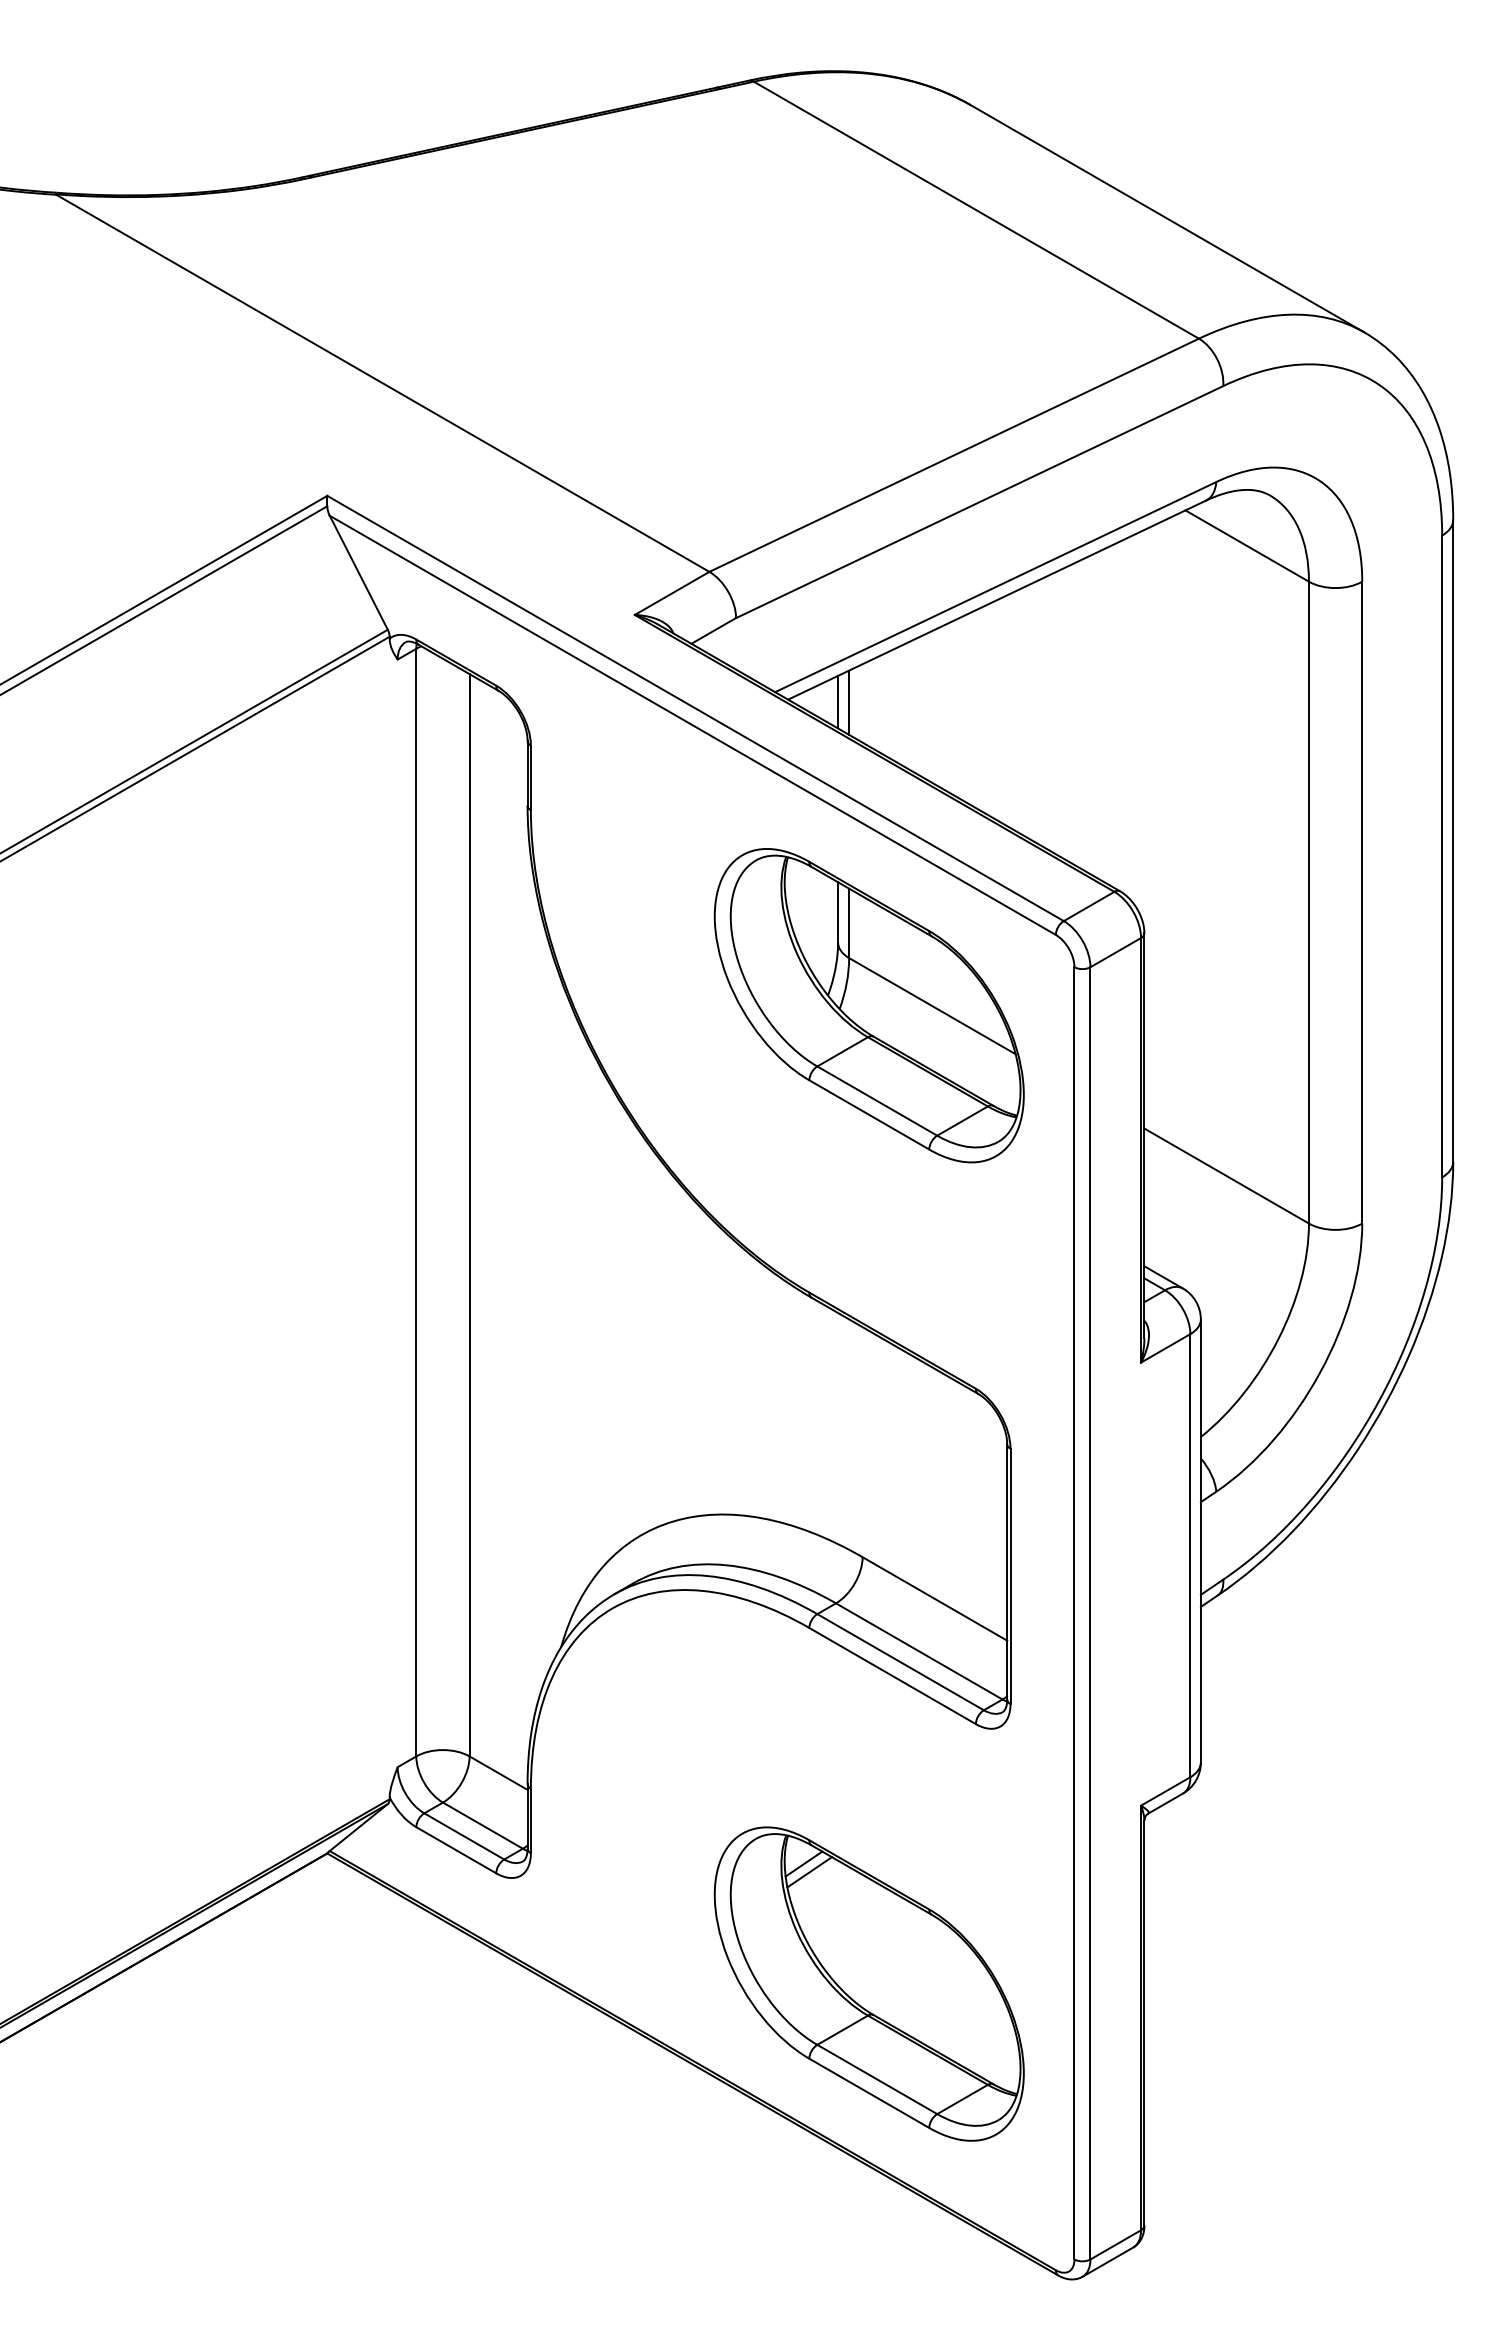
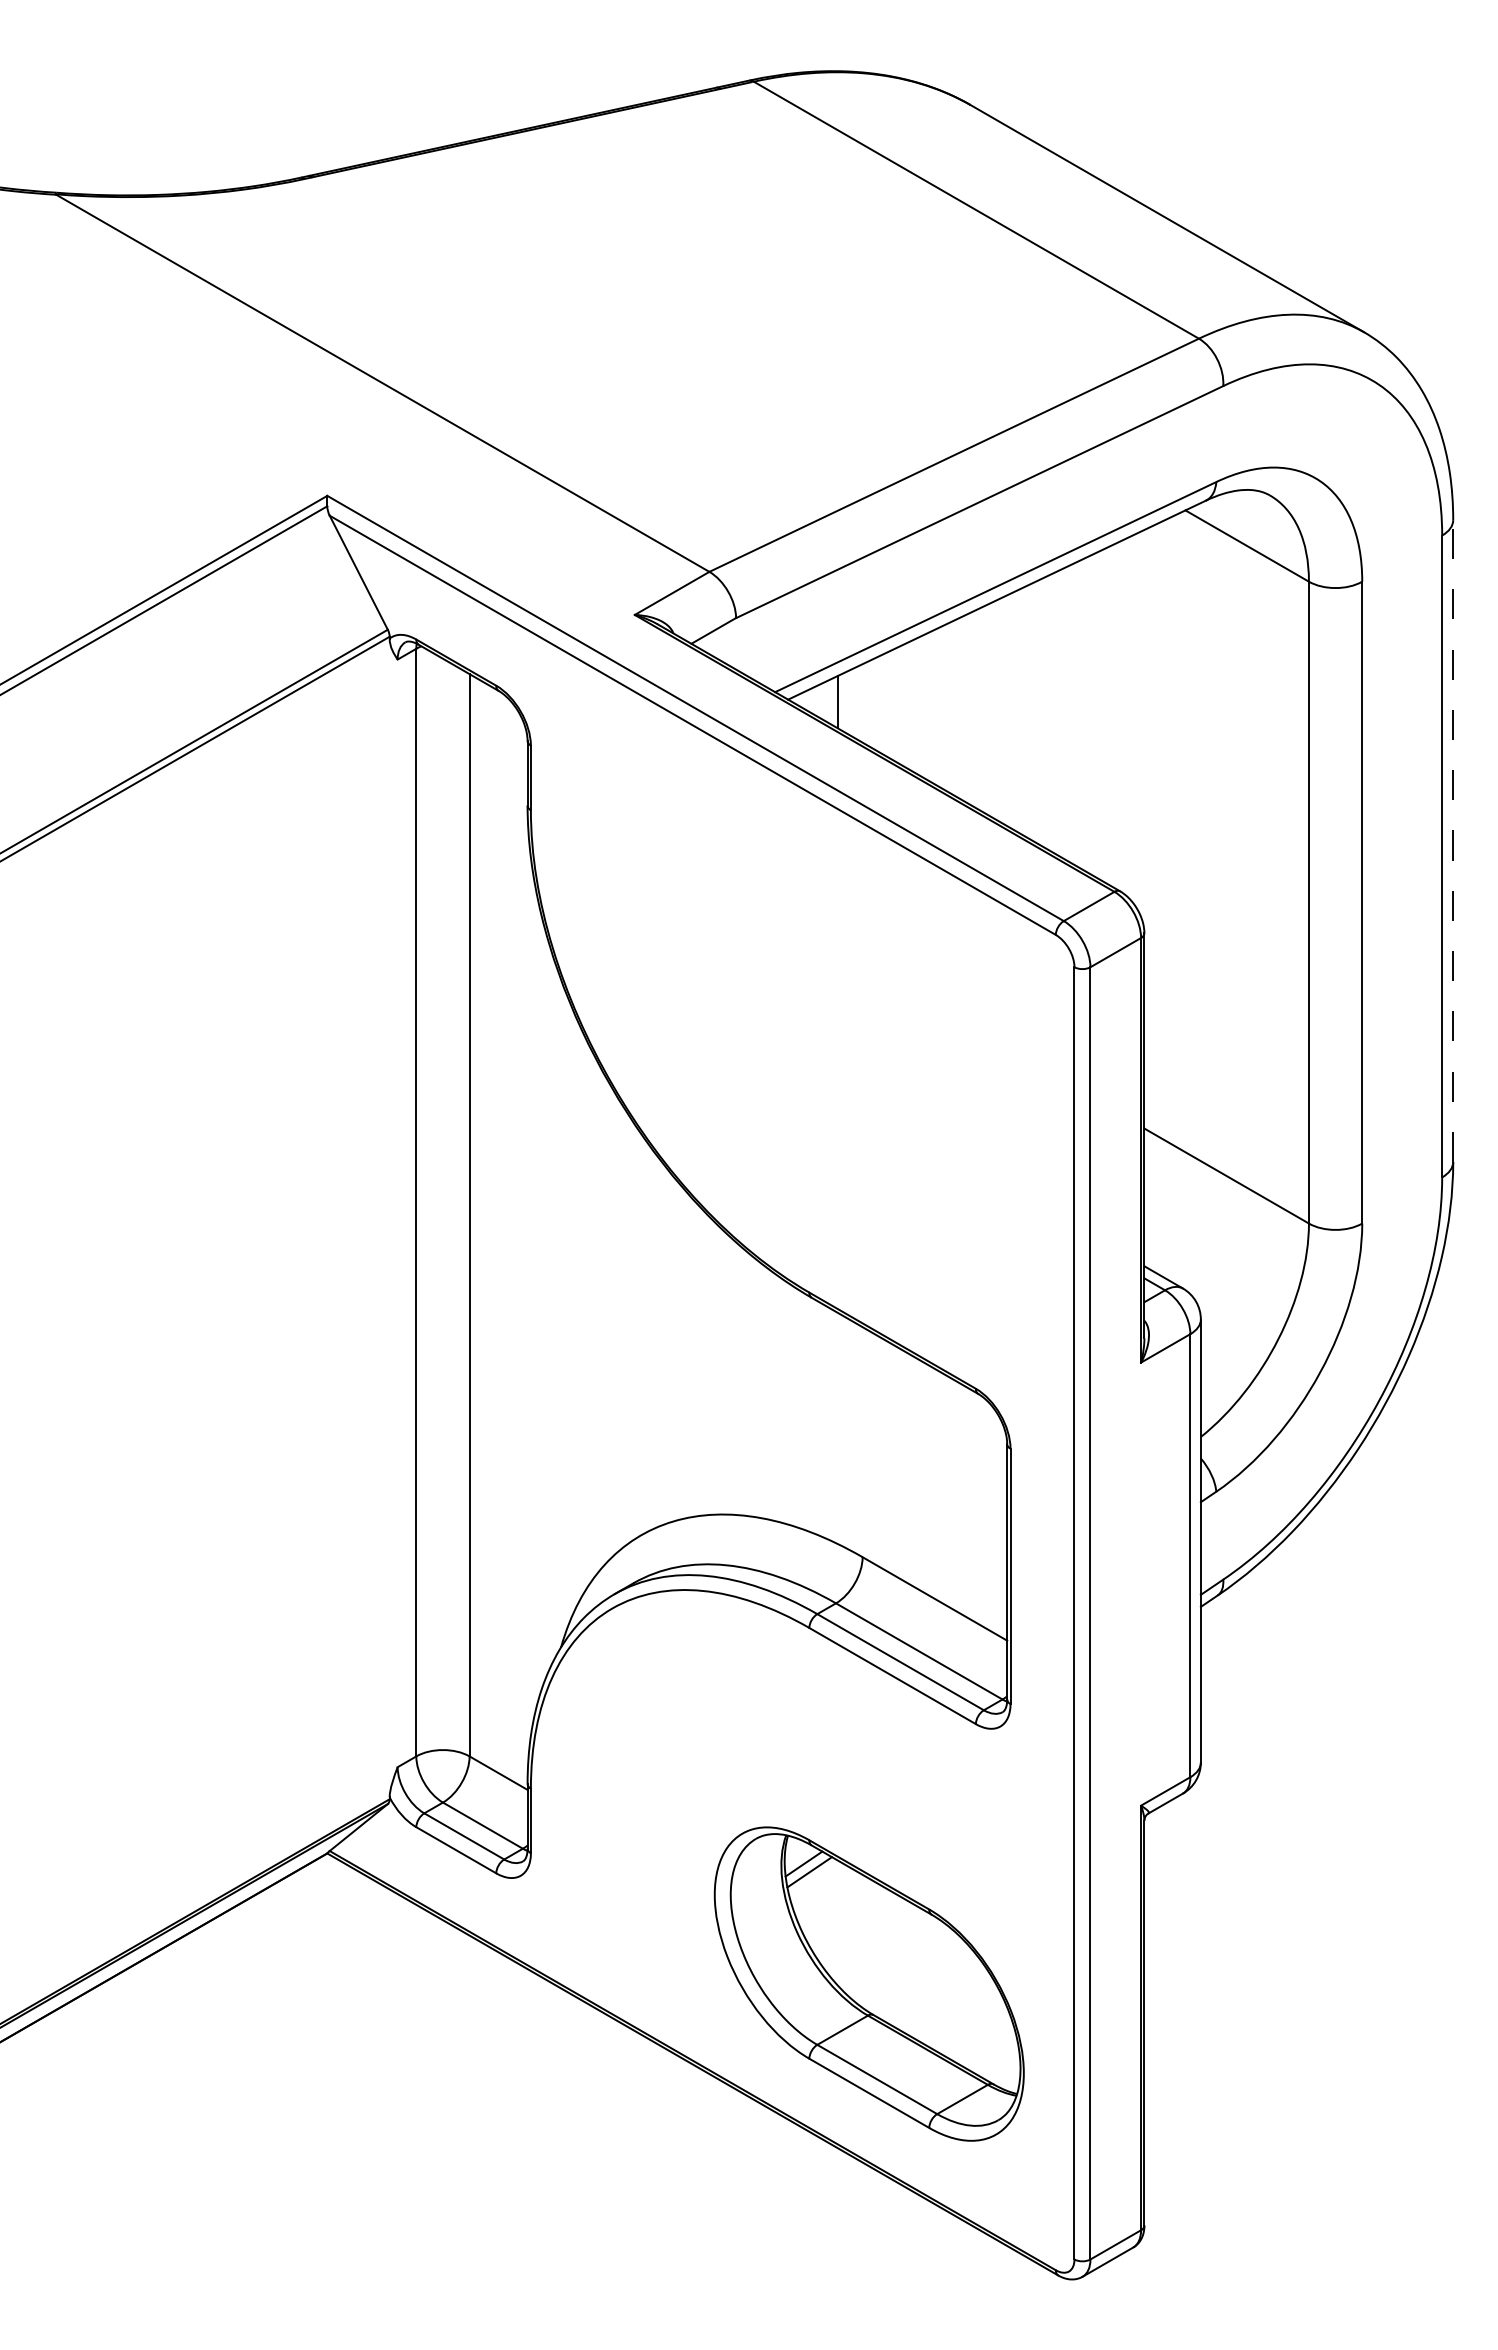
line: present -> none (849, 702)
line: solid -> dashed (1453, 841)
part: present -> none (868, 1005)
